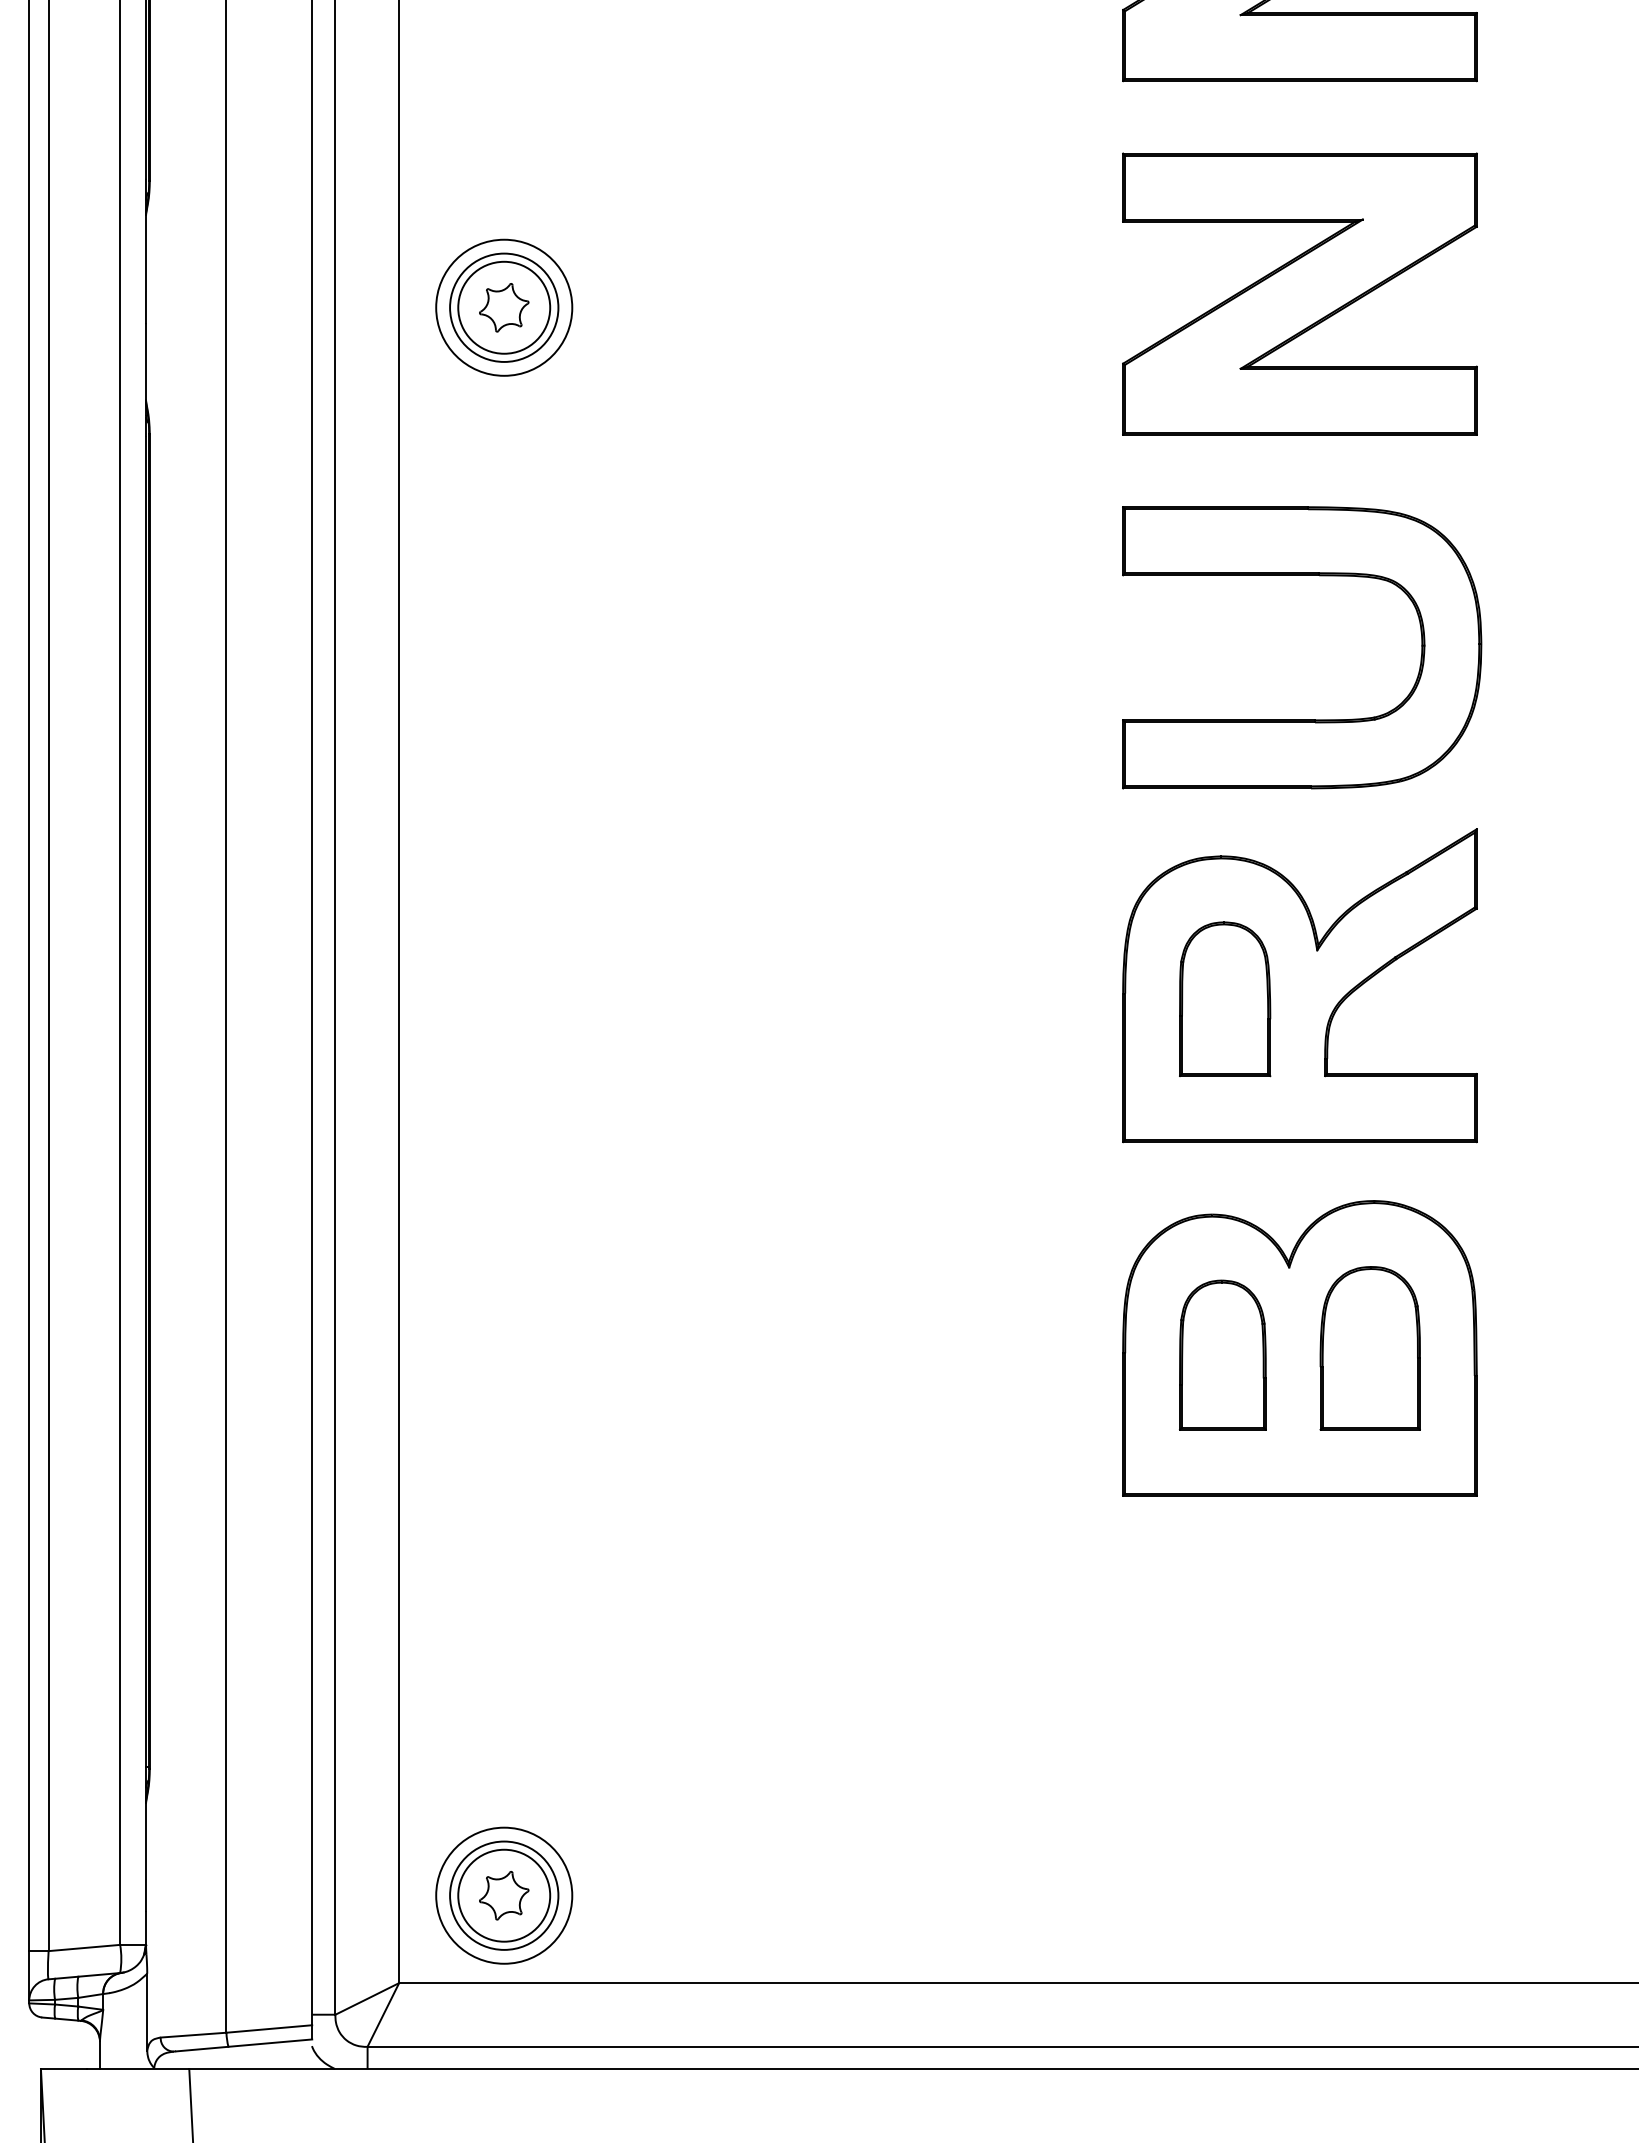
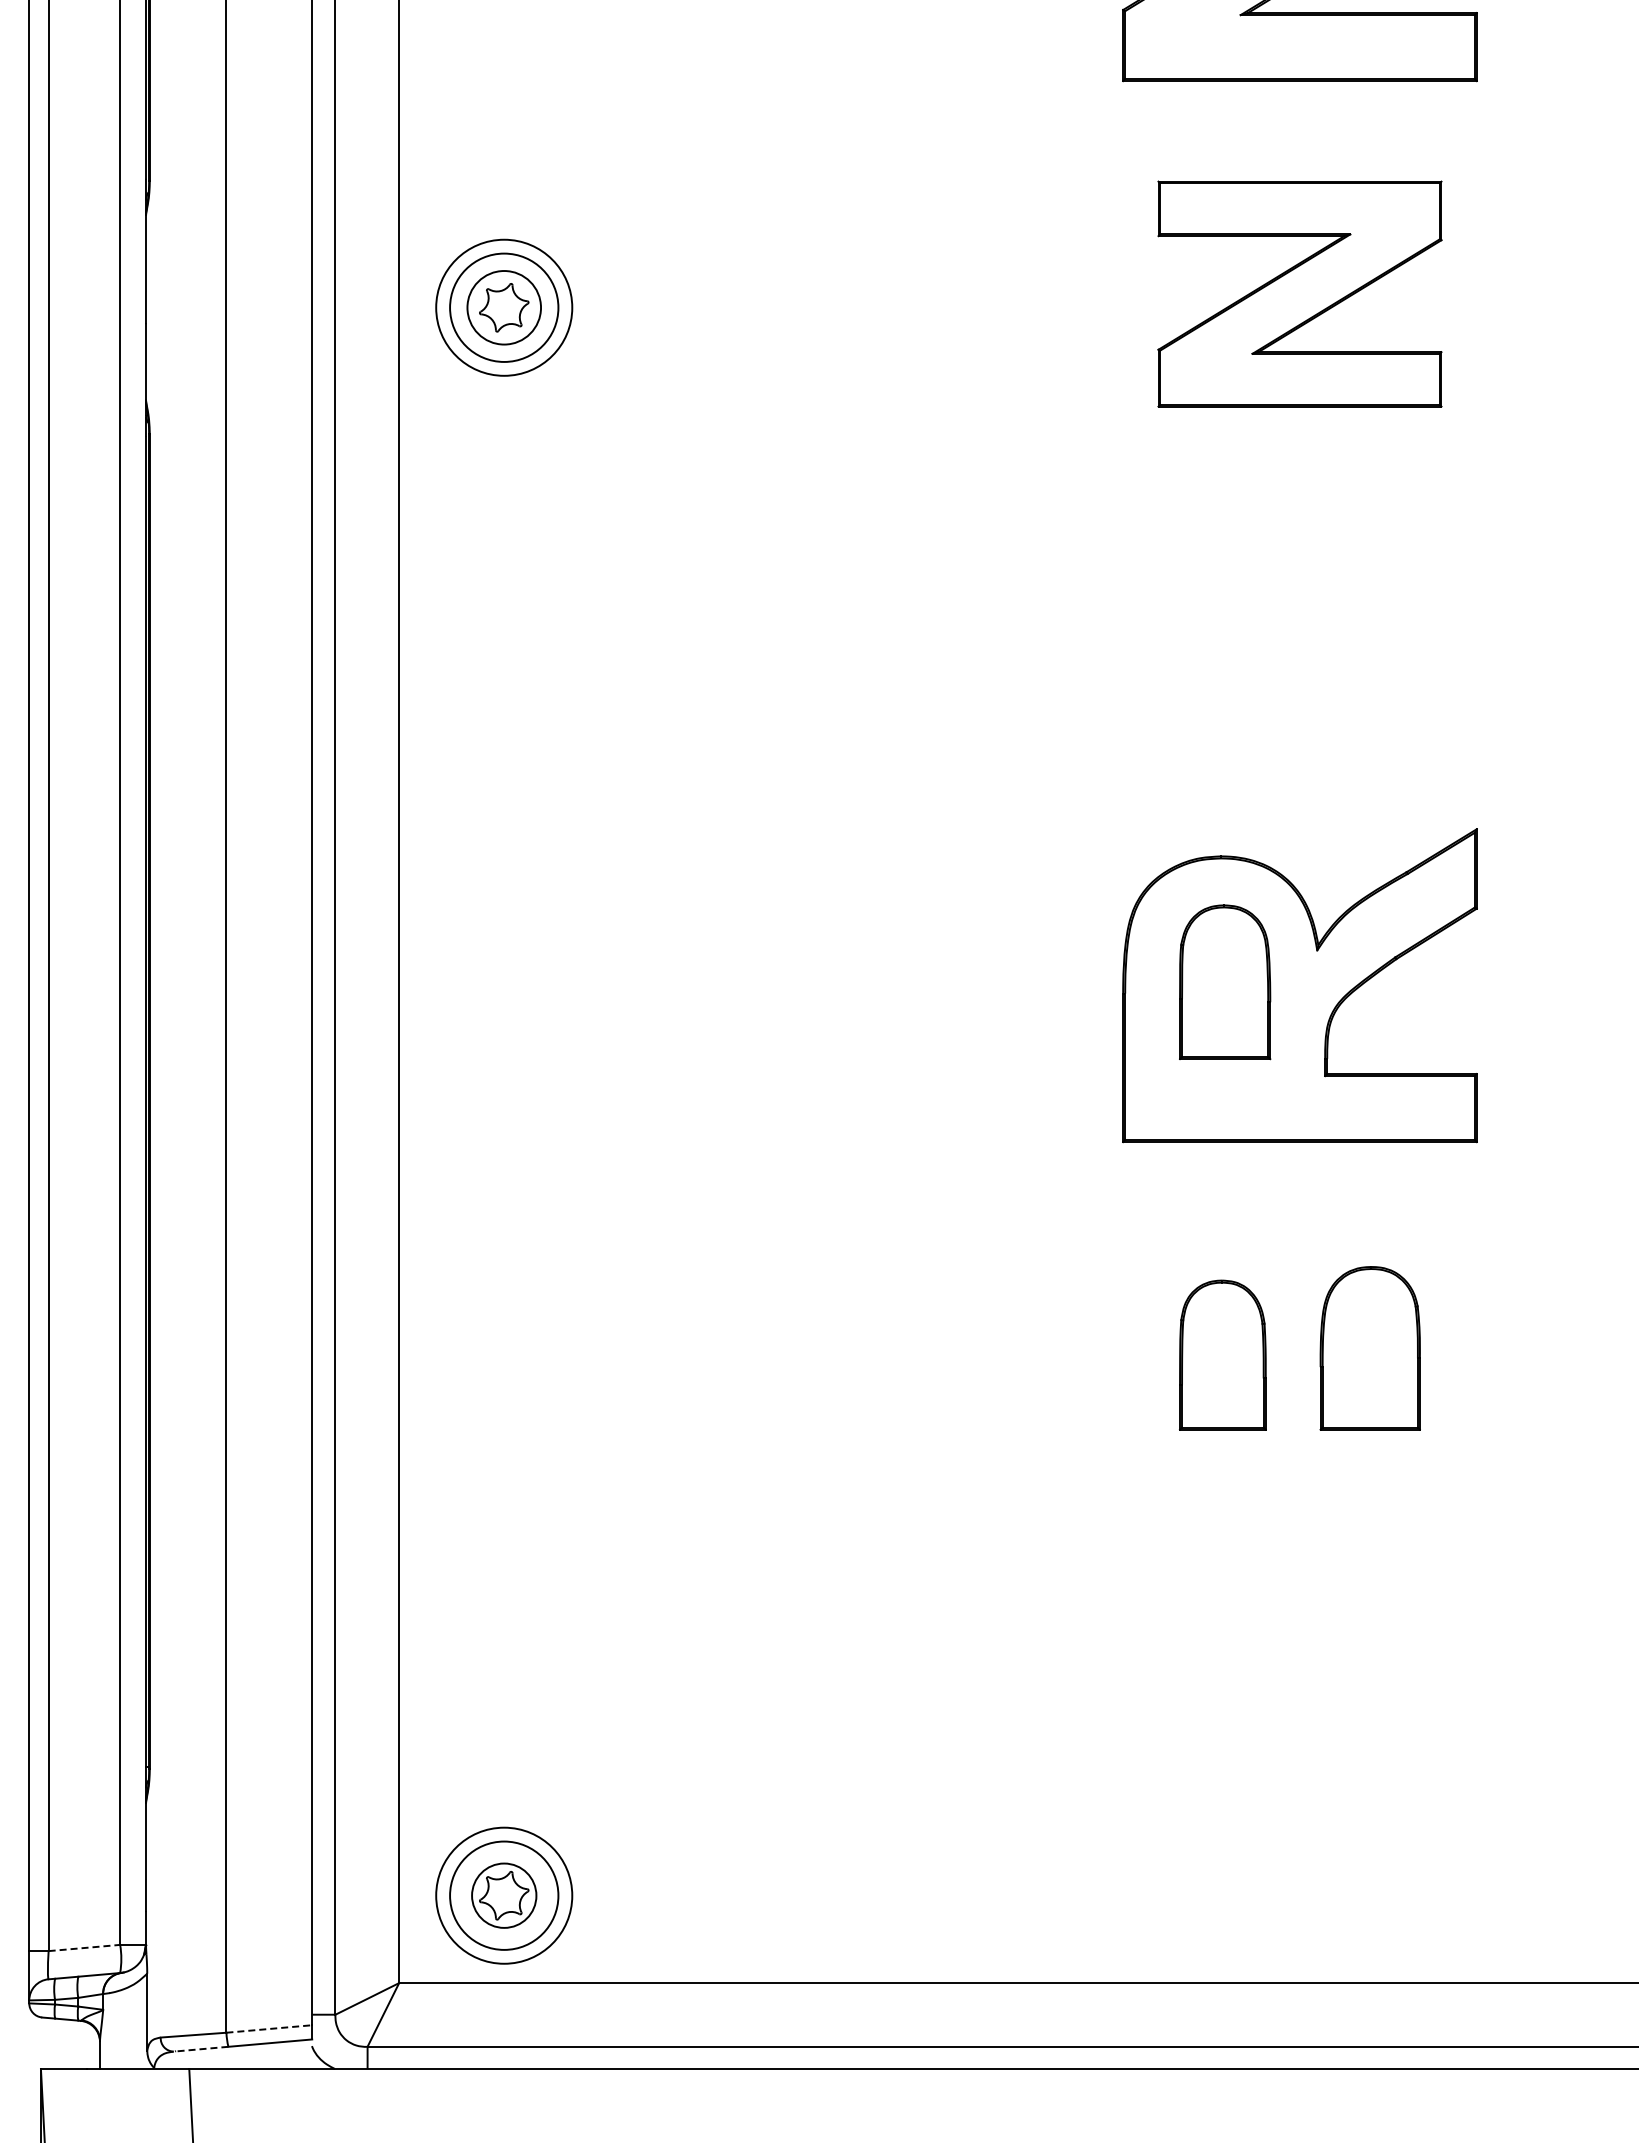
part size: 356x284 px -> 286x228 px (1299, 293)
circle diameter: 92 px -> 74 px (504, 307)
part: present -> none (1302, 575)
part position: (1225, 999) -> (1225, 982) (1225, 982)
part: present -> none (1299, 1348)
circle diameter: 92 px -> 64 px (504, 1895)
line: solid -> dashed (84, 1948)
line: solid -> dashed (269, 2028)
line: solid -> dashed (200, 2049)
